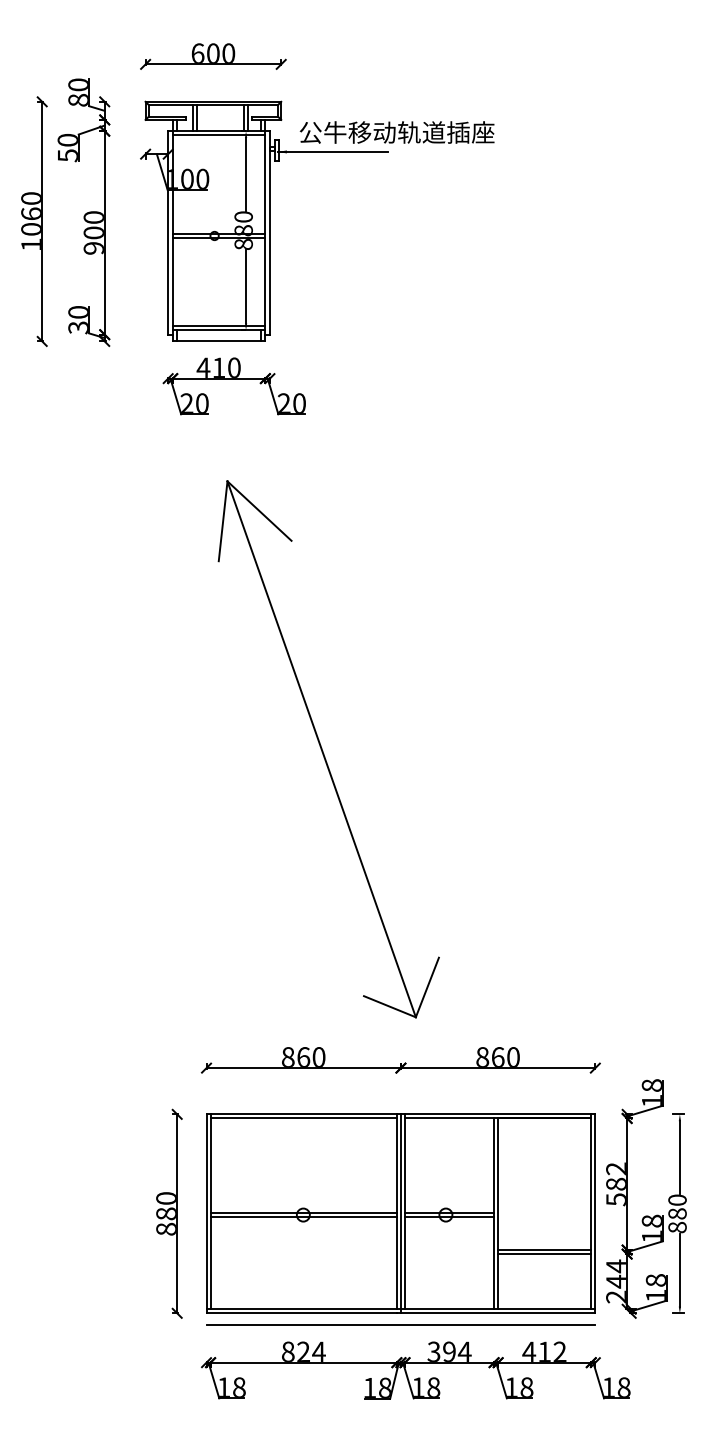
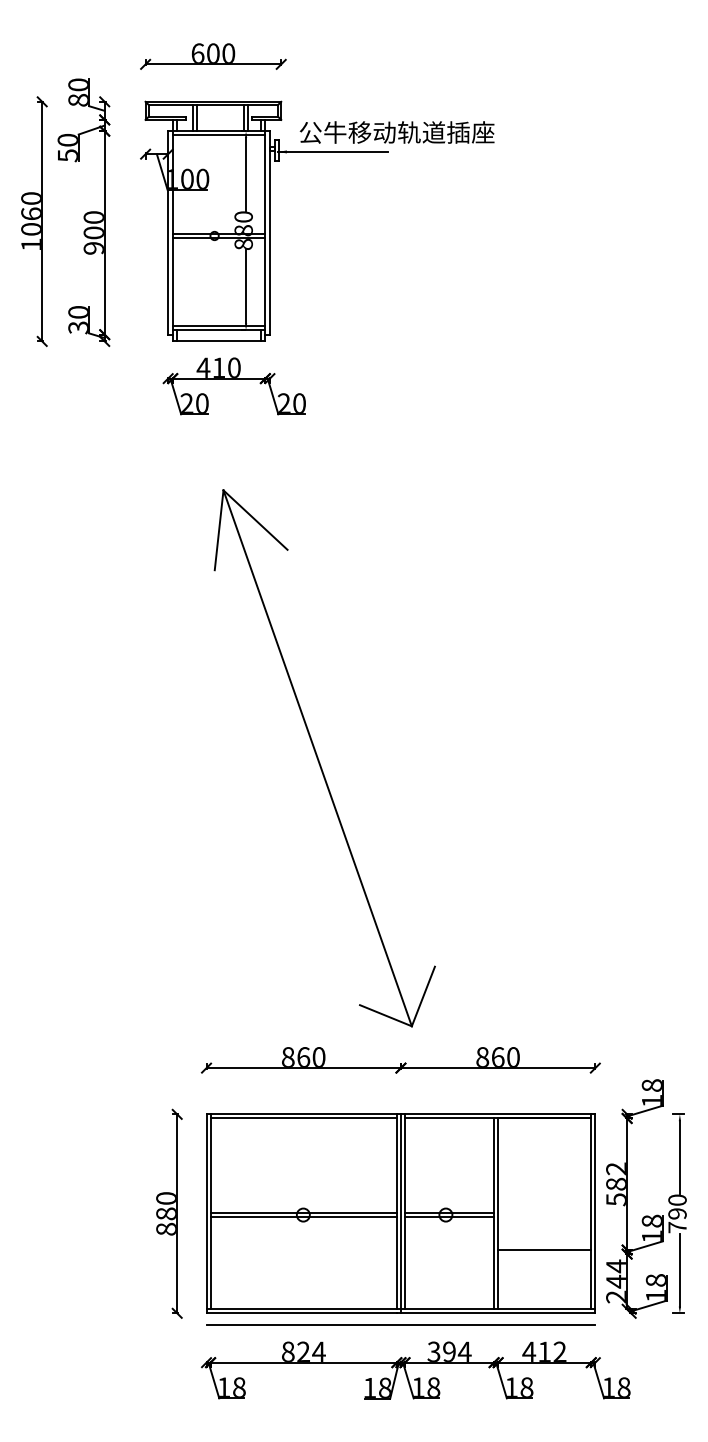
part position: (328, 749) -> (324, 758) (324, 758)
text: 880 -> 790 (677, 1220)
line: present -> none (544, 1254)
